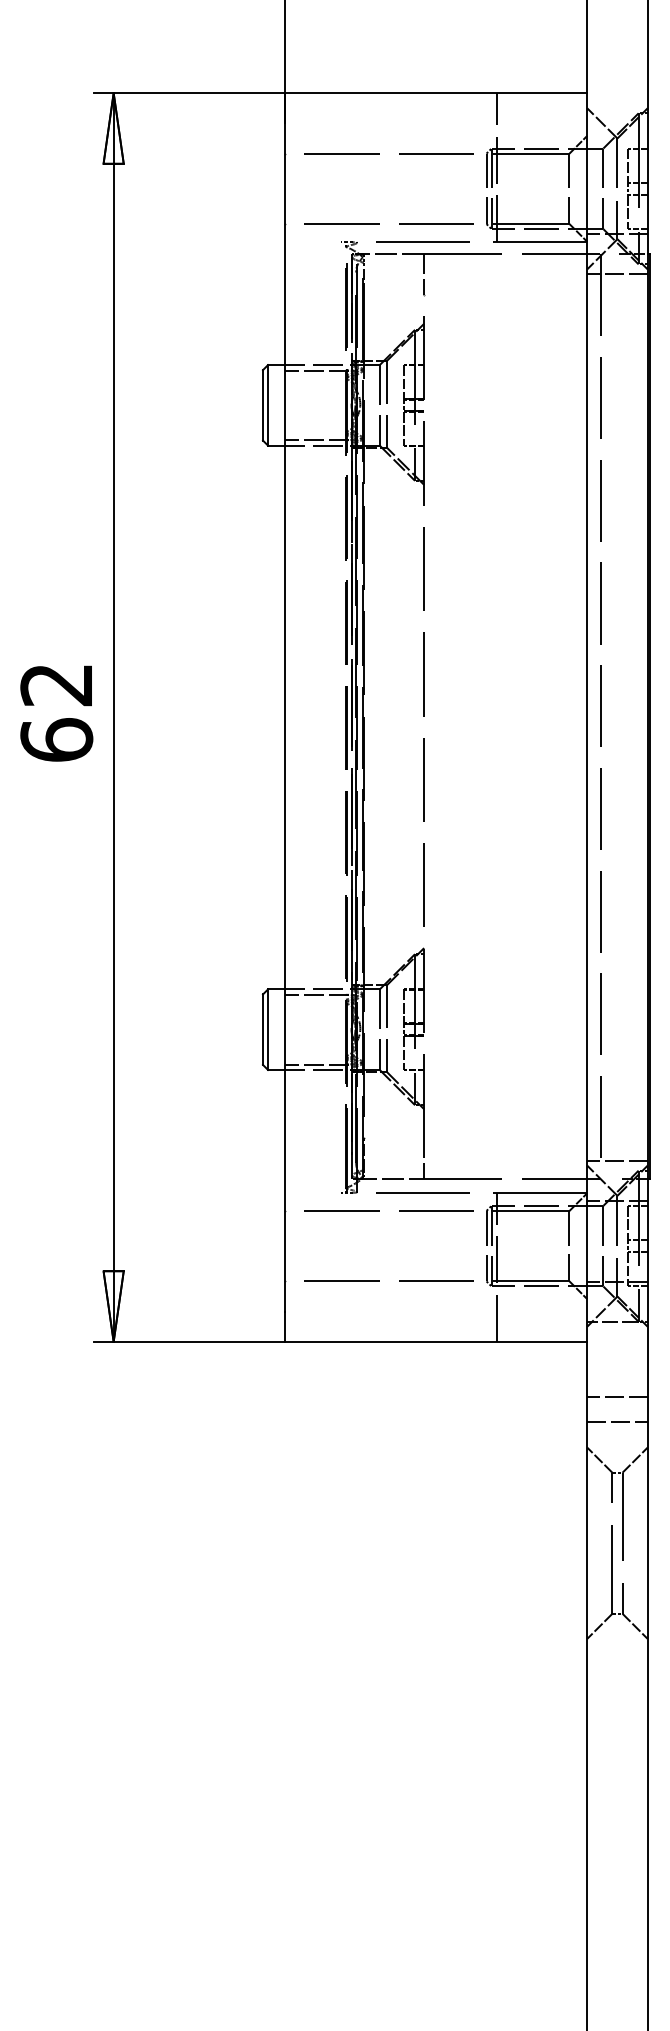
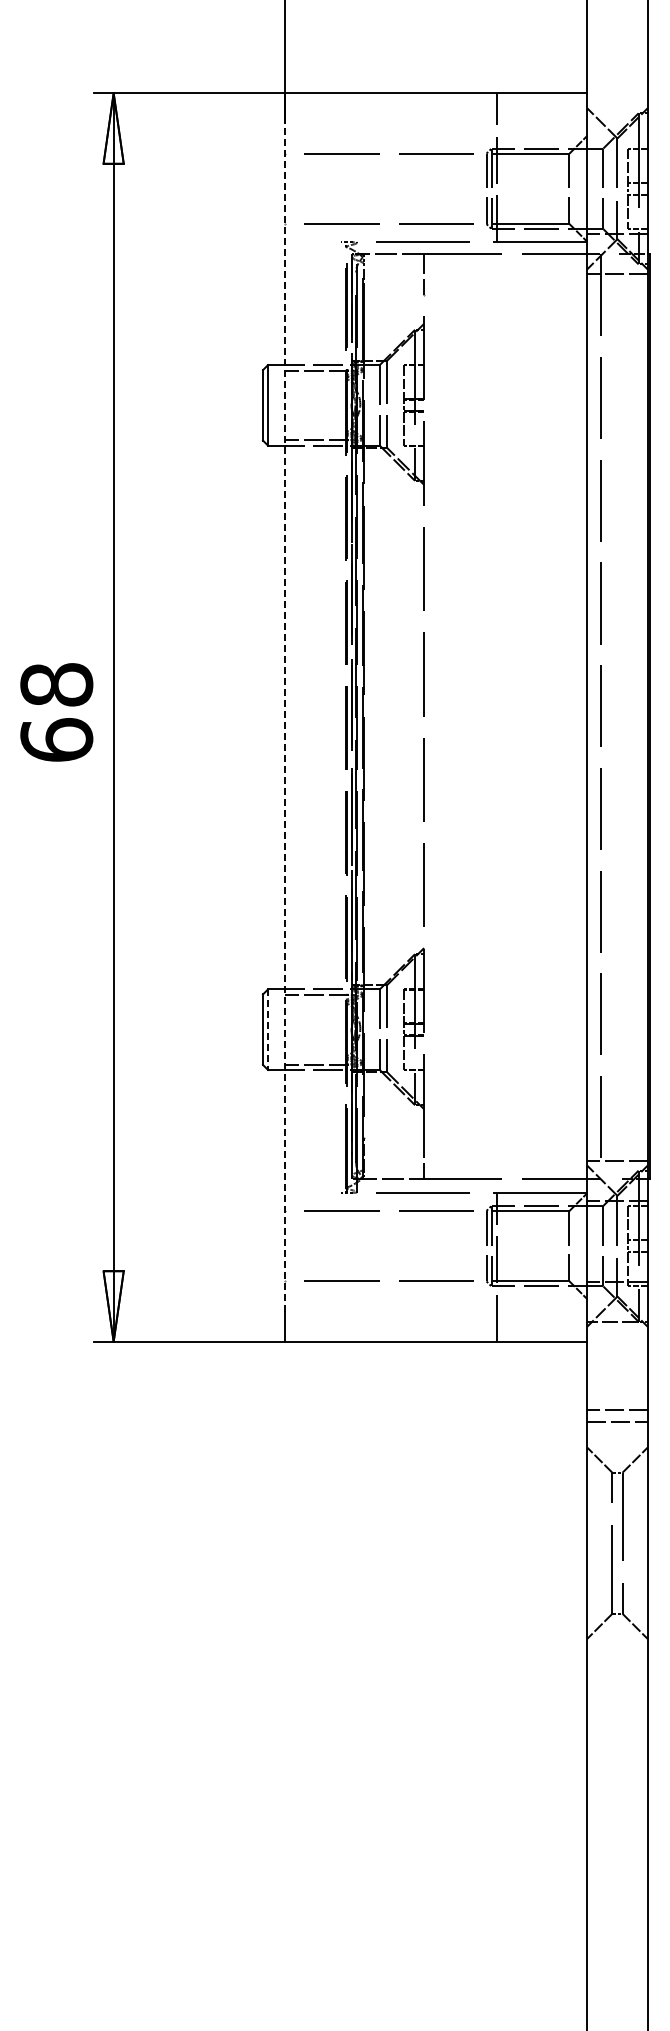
text: 62 -> 68 (56, 684)
line: solid -> dashed (285, 717)
line: solid -> dashed (268, 1030)
line position: (617, 1397) -> (617, 1410) (617, 1410)
